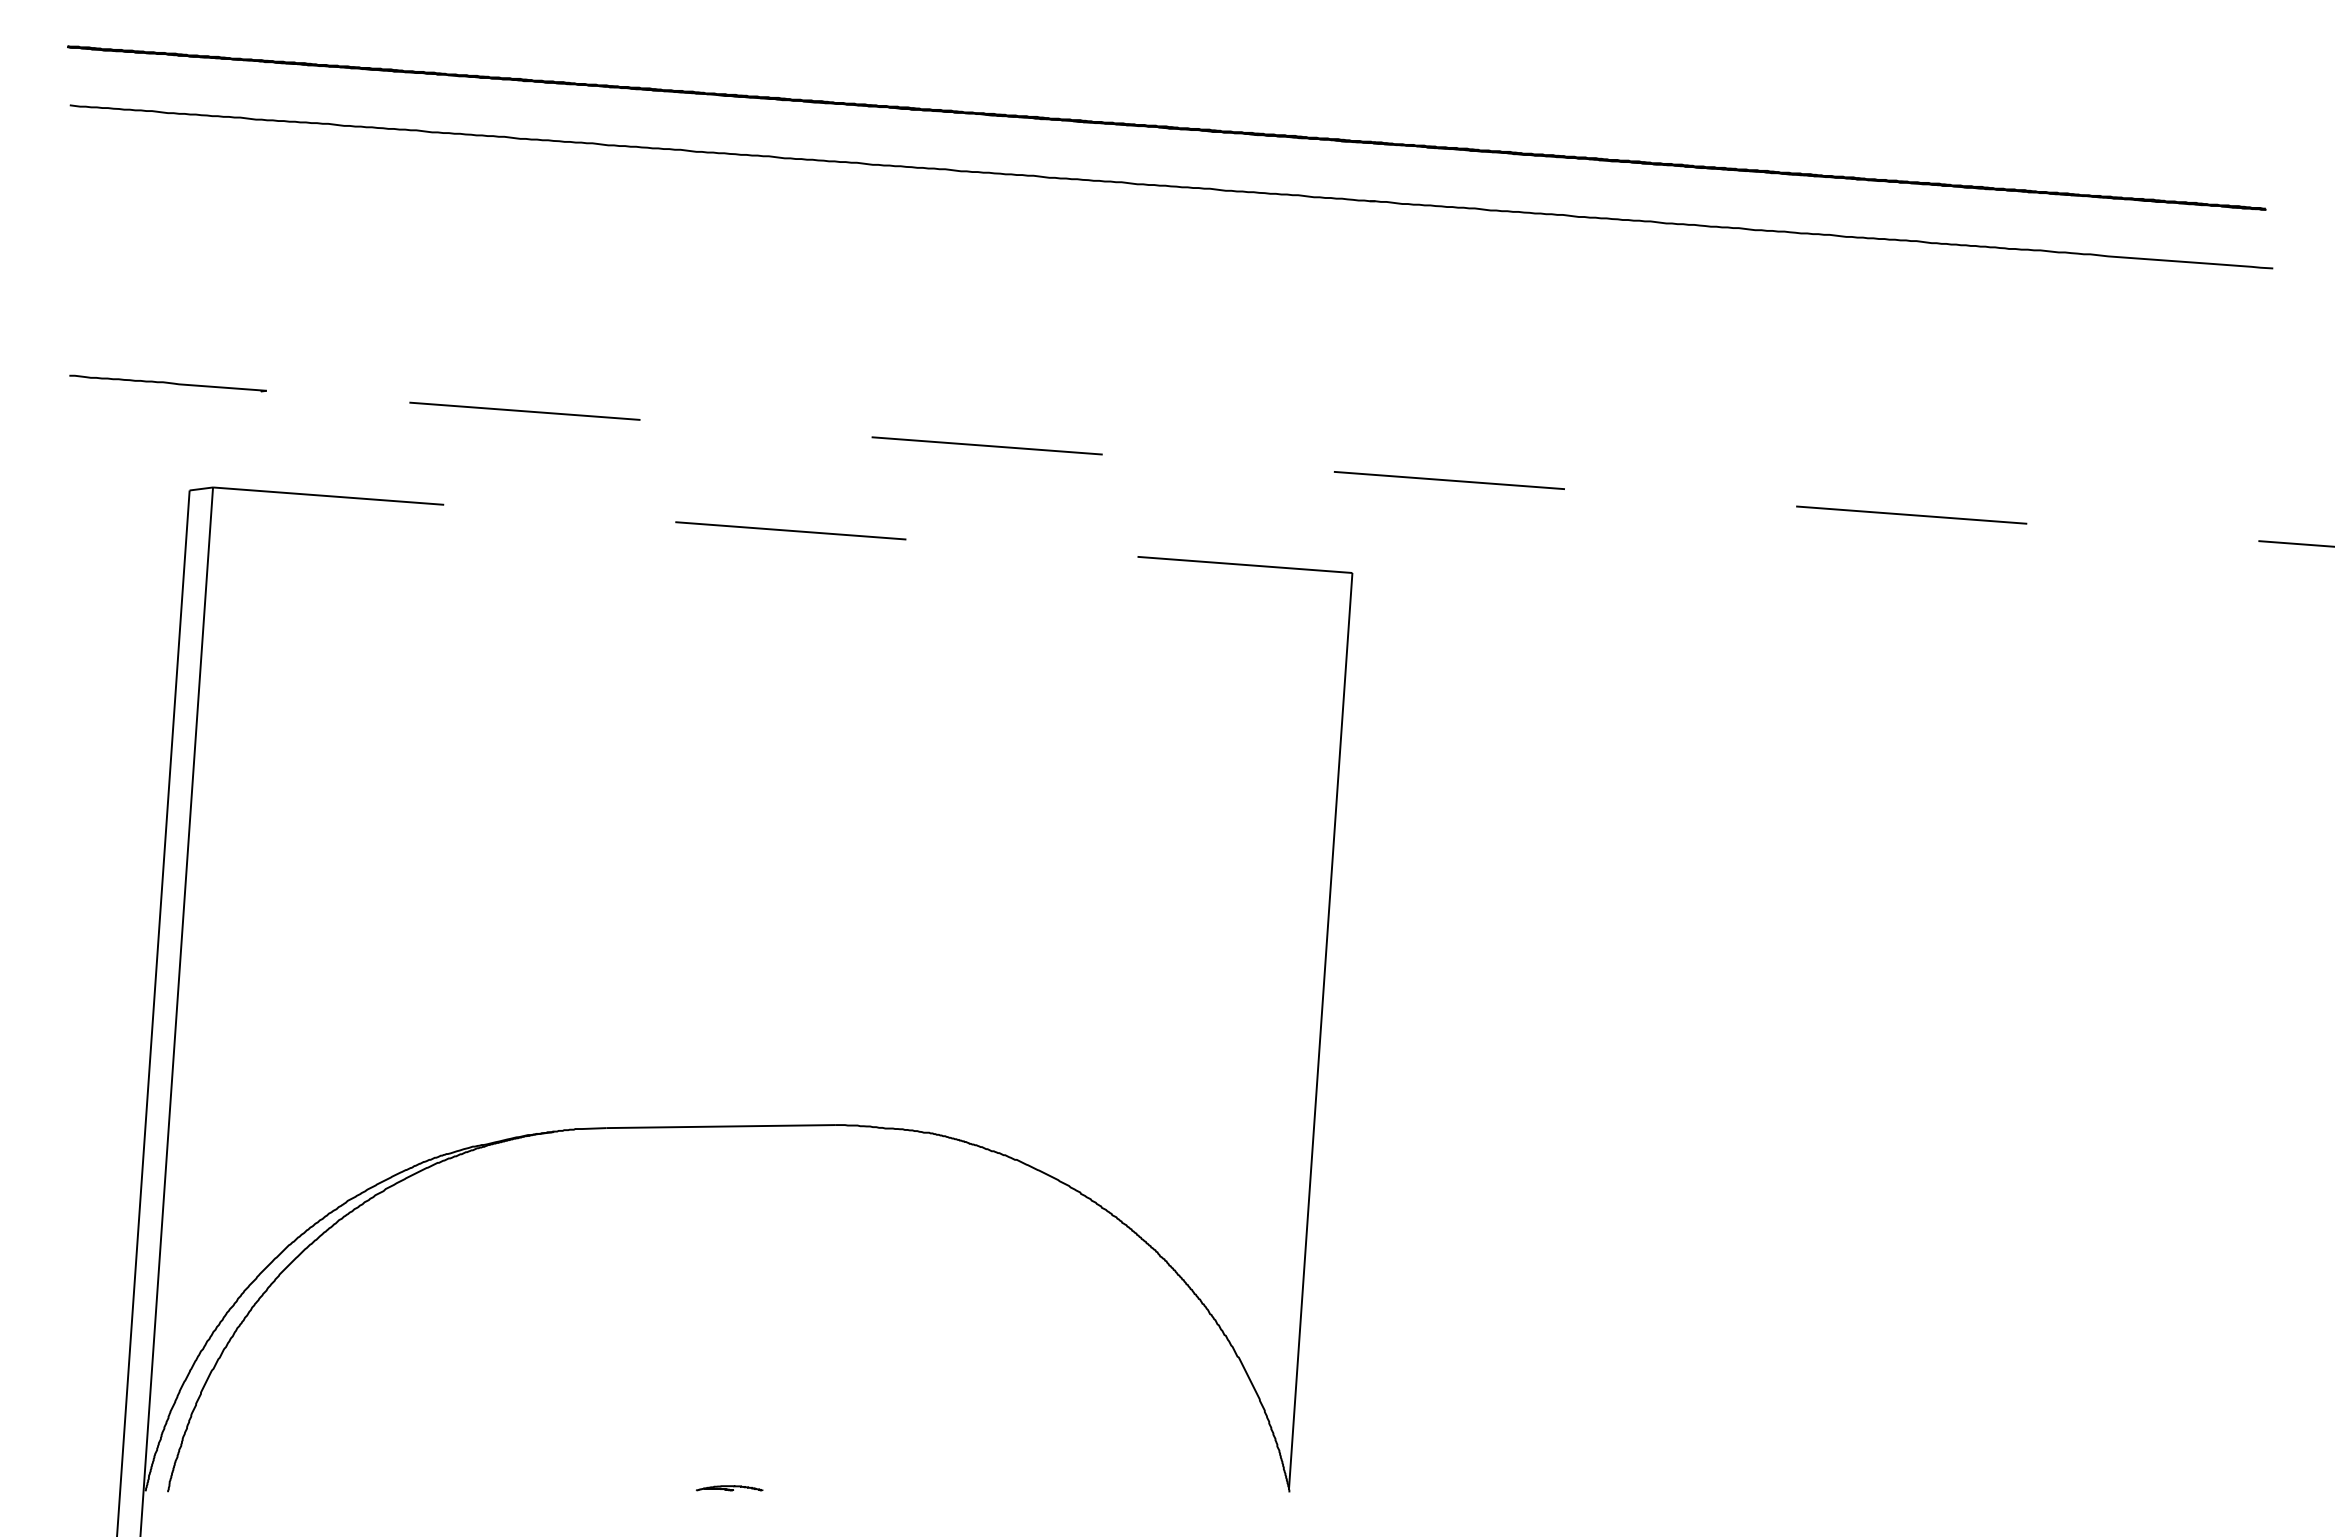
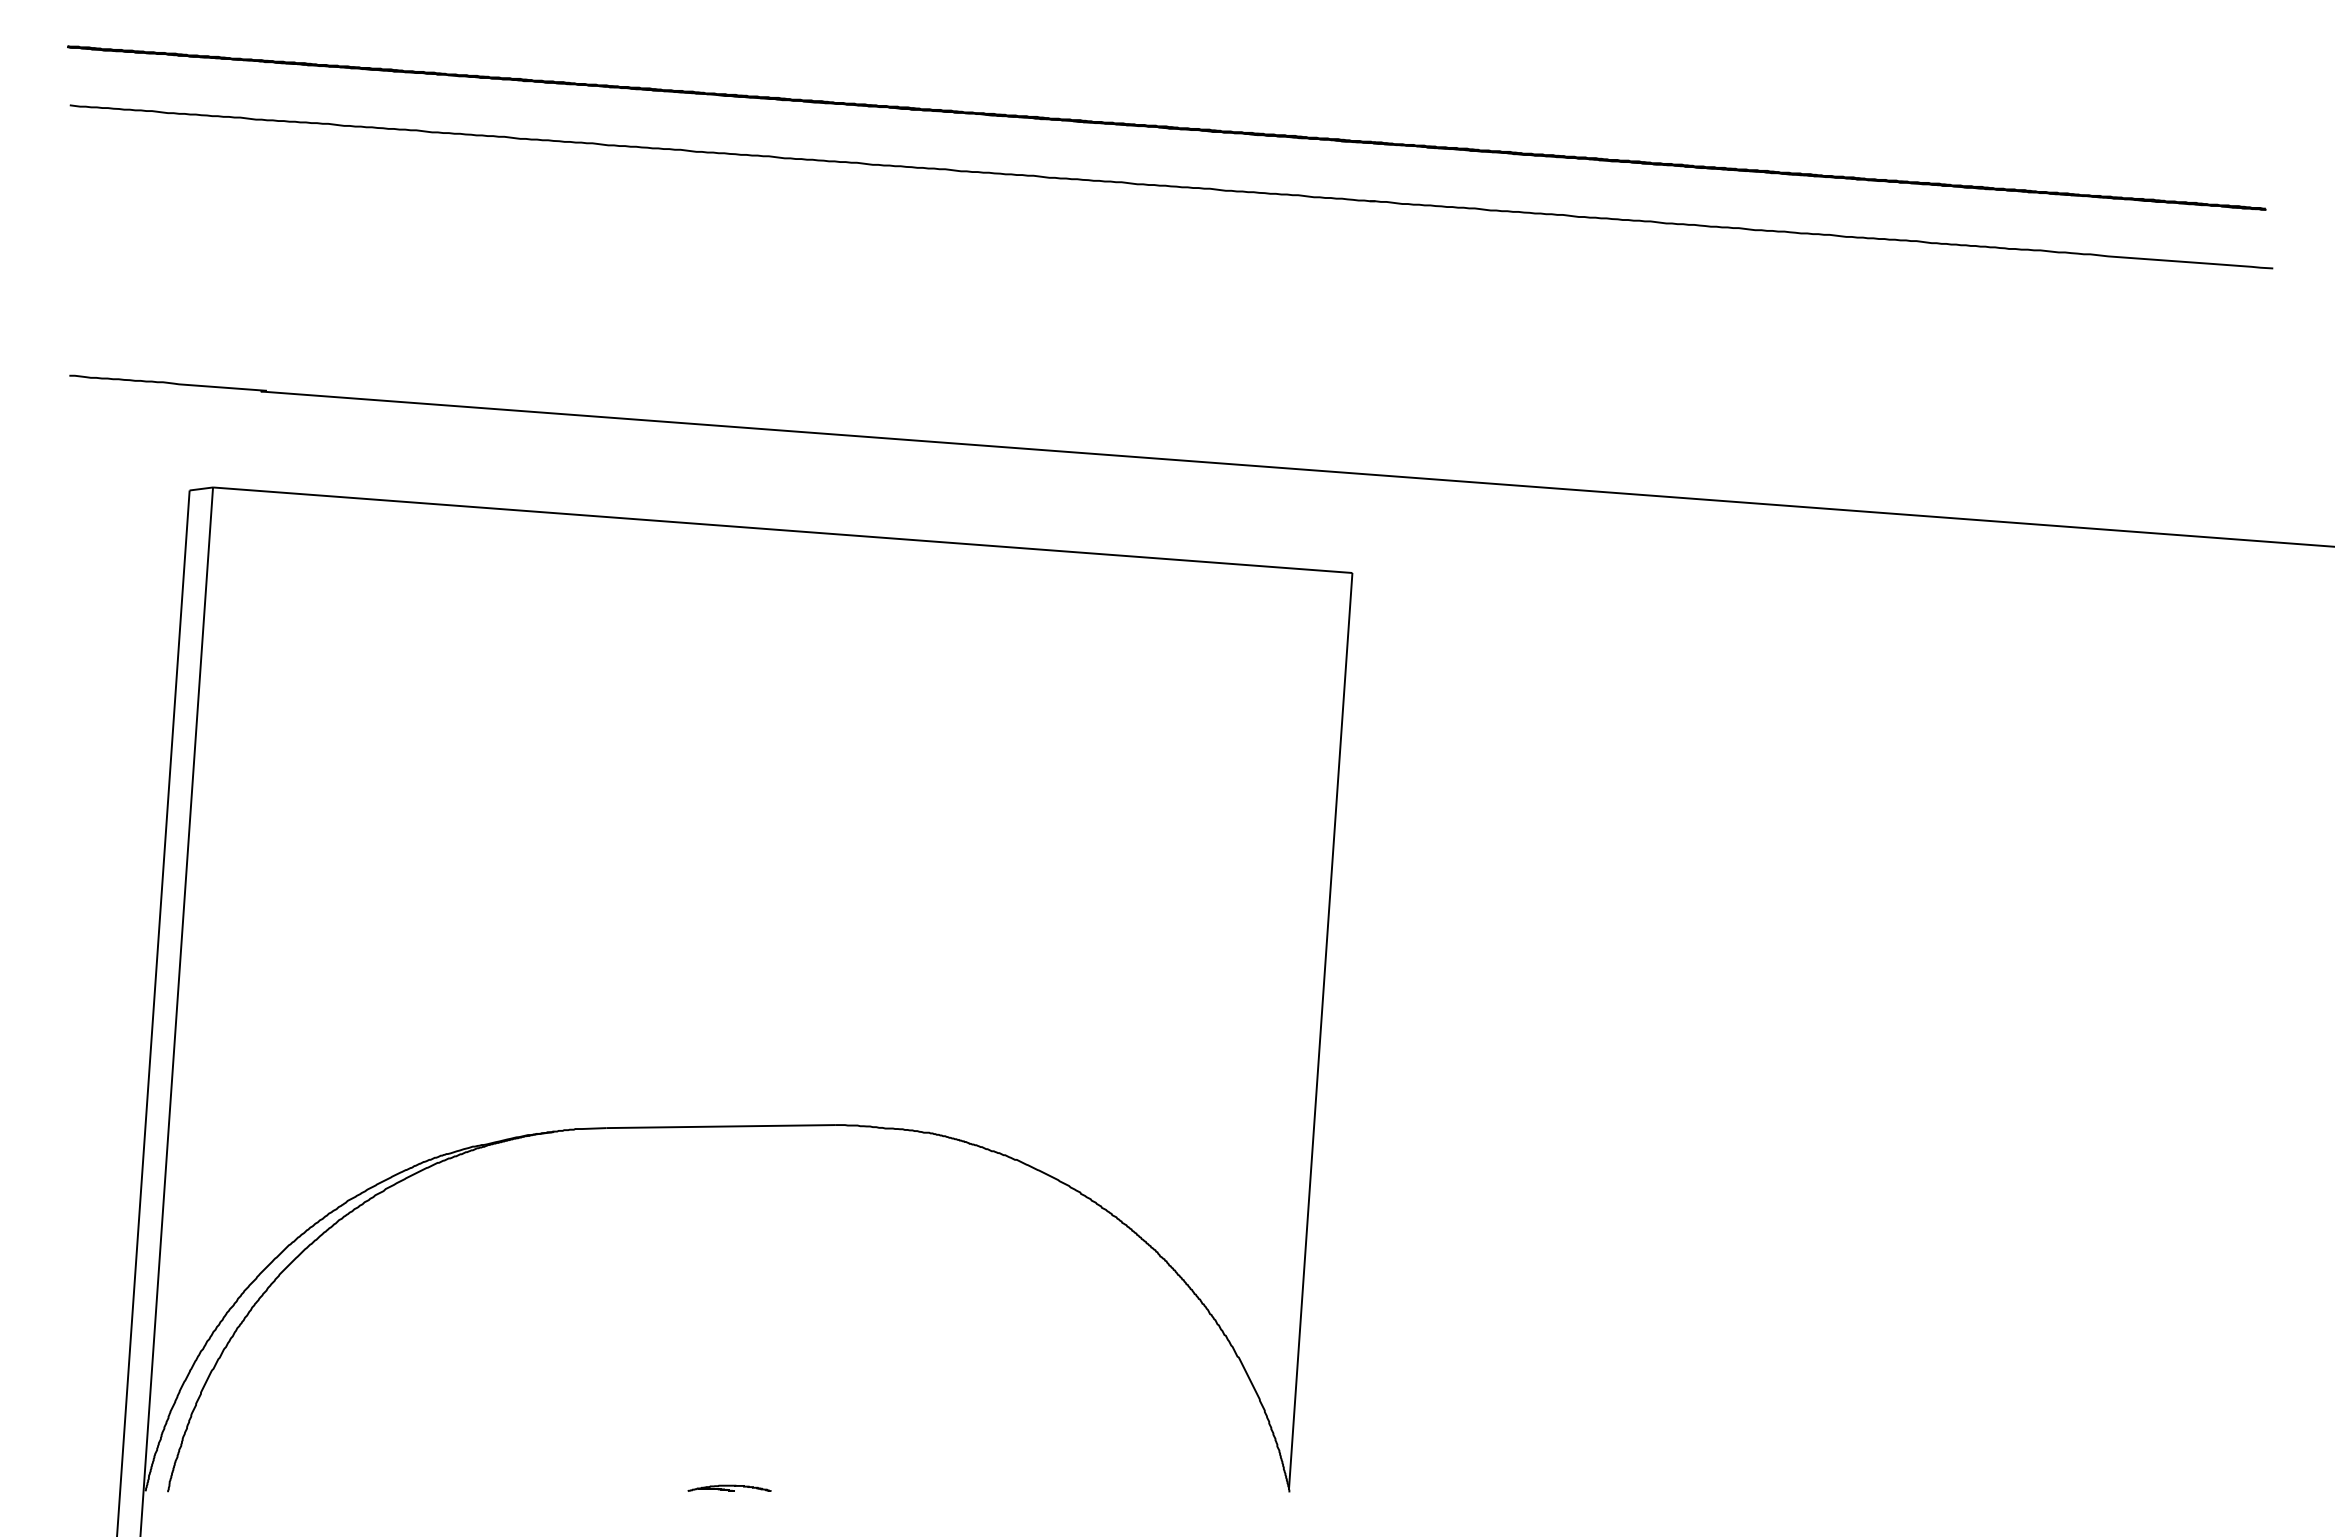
line: dashed -> solid (1297, 469)
line: dashed -> solid (783, 530)
part size: 69x7 px -> 85x8 px (729, 1487)
